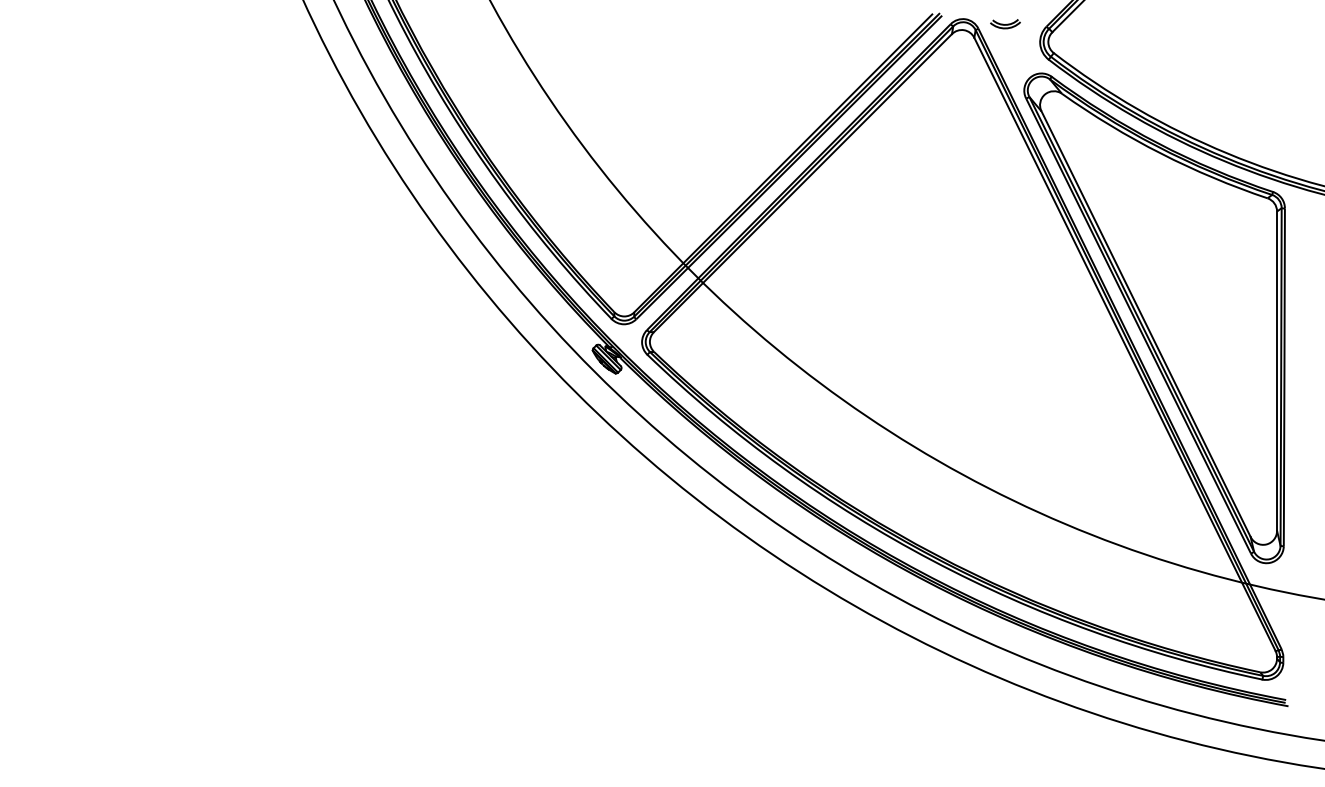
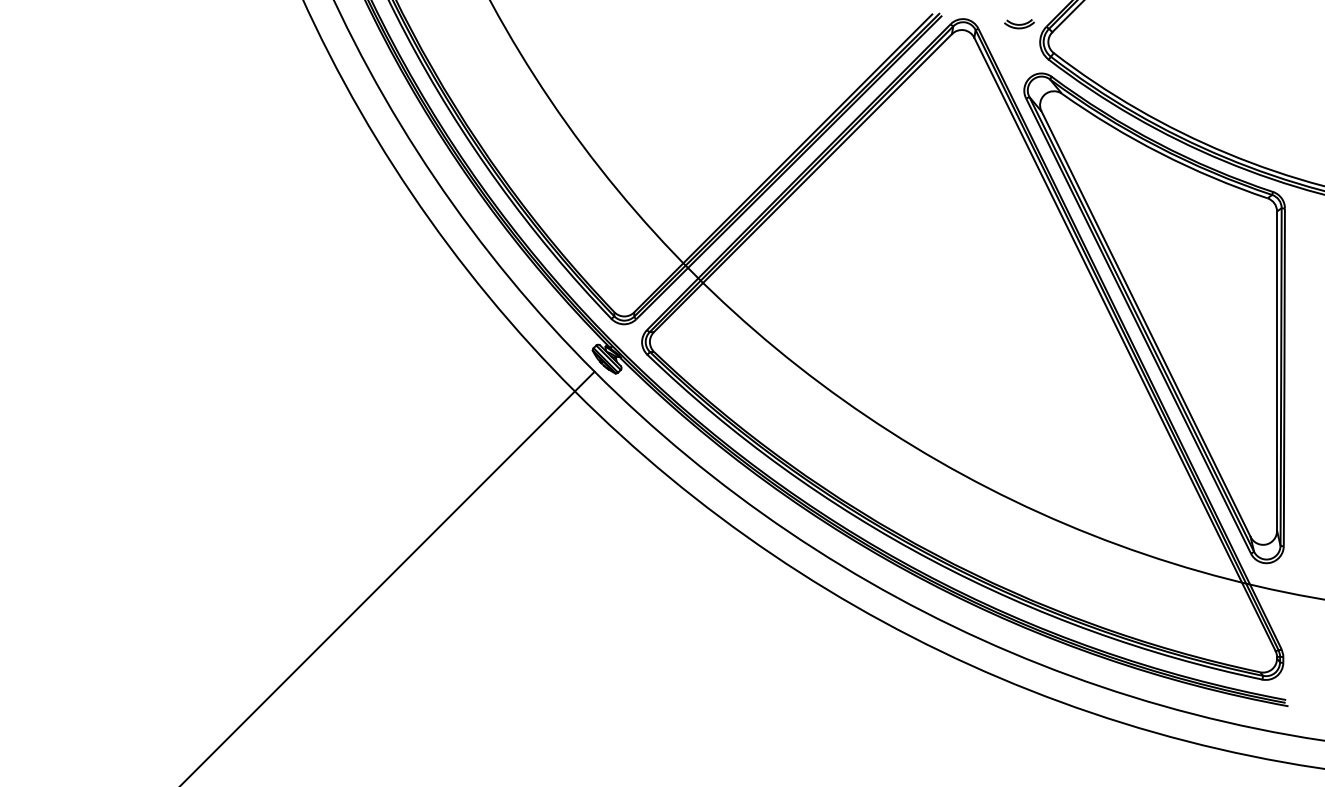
part position: (1005, 24) -> (1019, 24) (1019, 24)
line: none -> present (388, 577)
